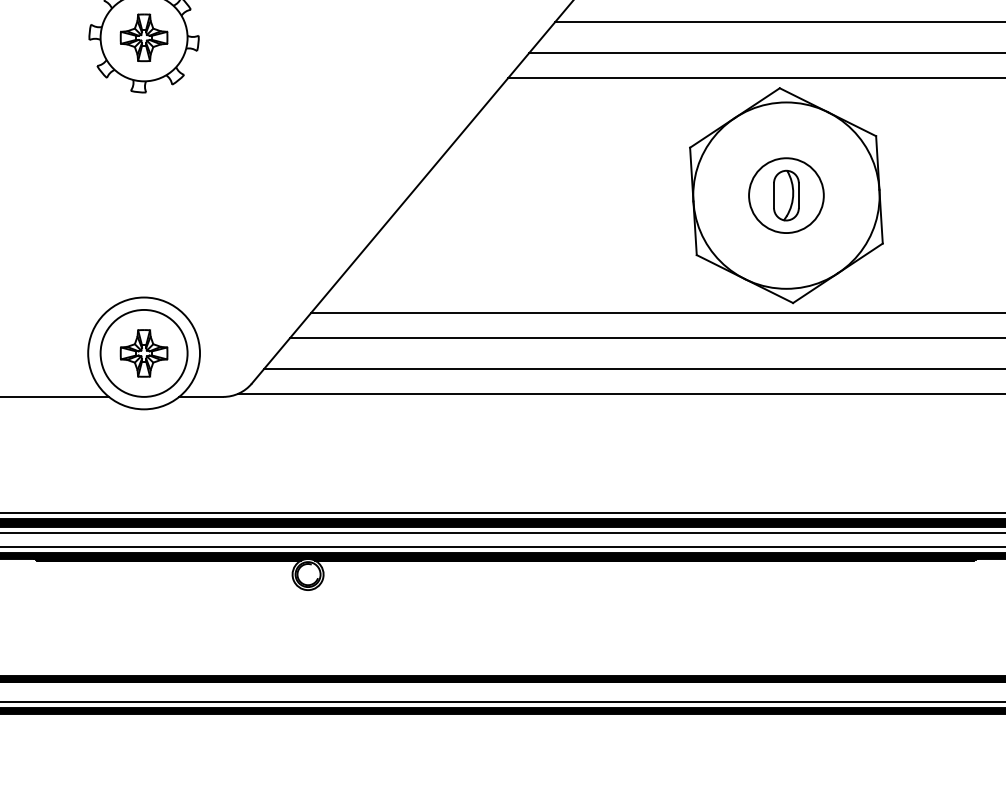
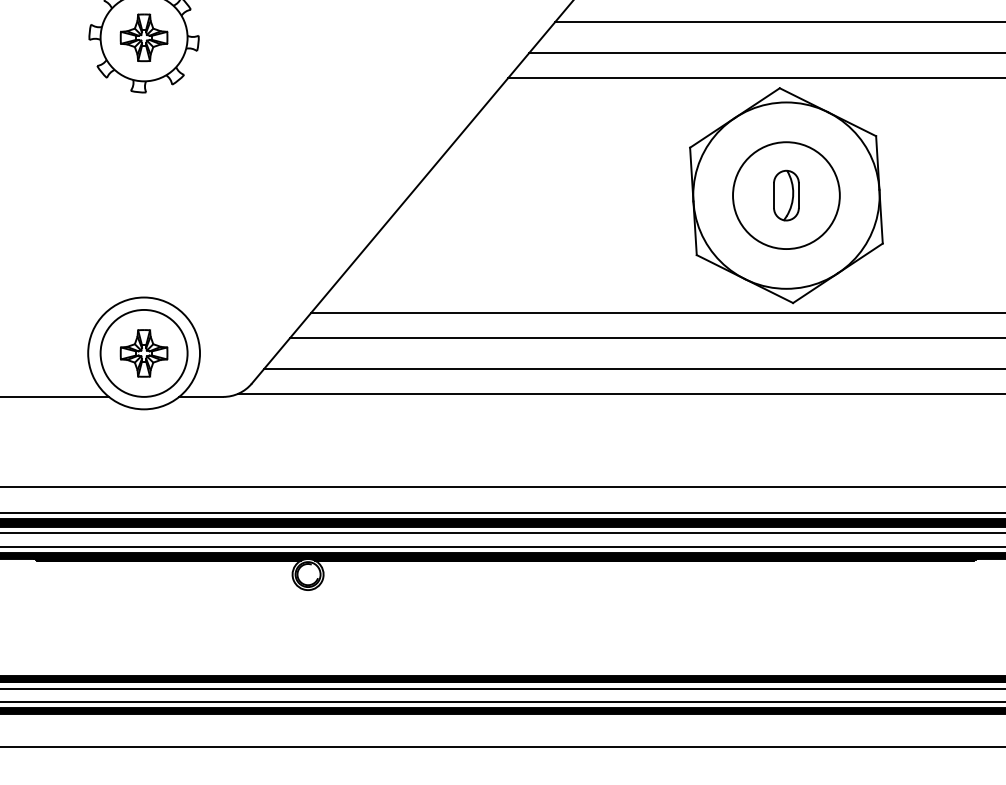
circle diameter: 75 px -> 107 px (786, 195)
line: none -> present (502, 487)
line: none -> present (502, 688)
line: none -> present (502, 747)
